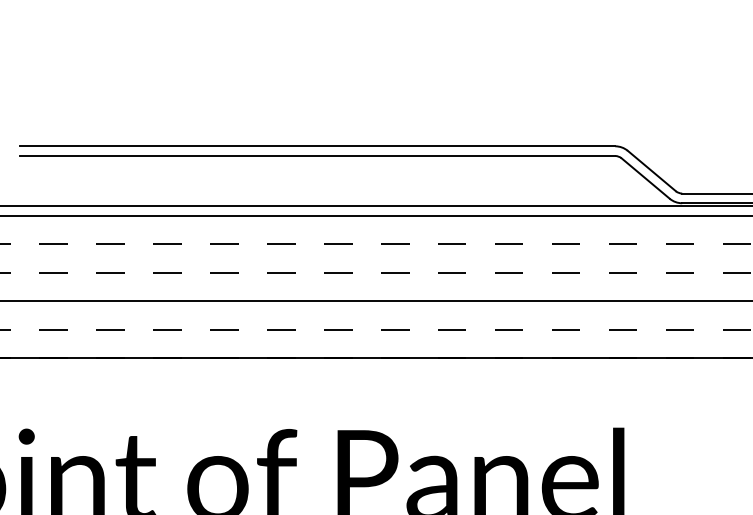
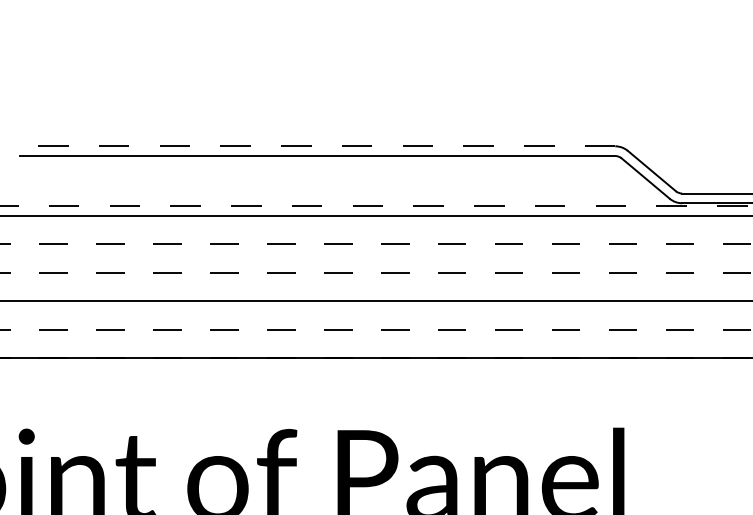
line: solid -> dashed (317, 146)
line: solid -> dashed (377, 206)
